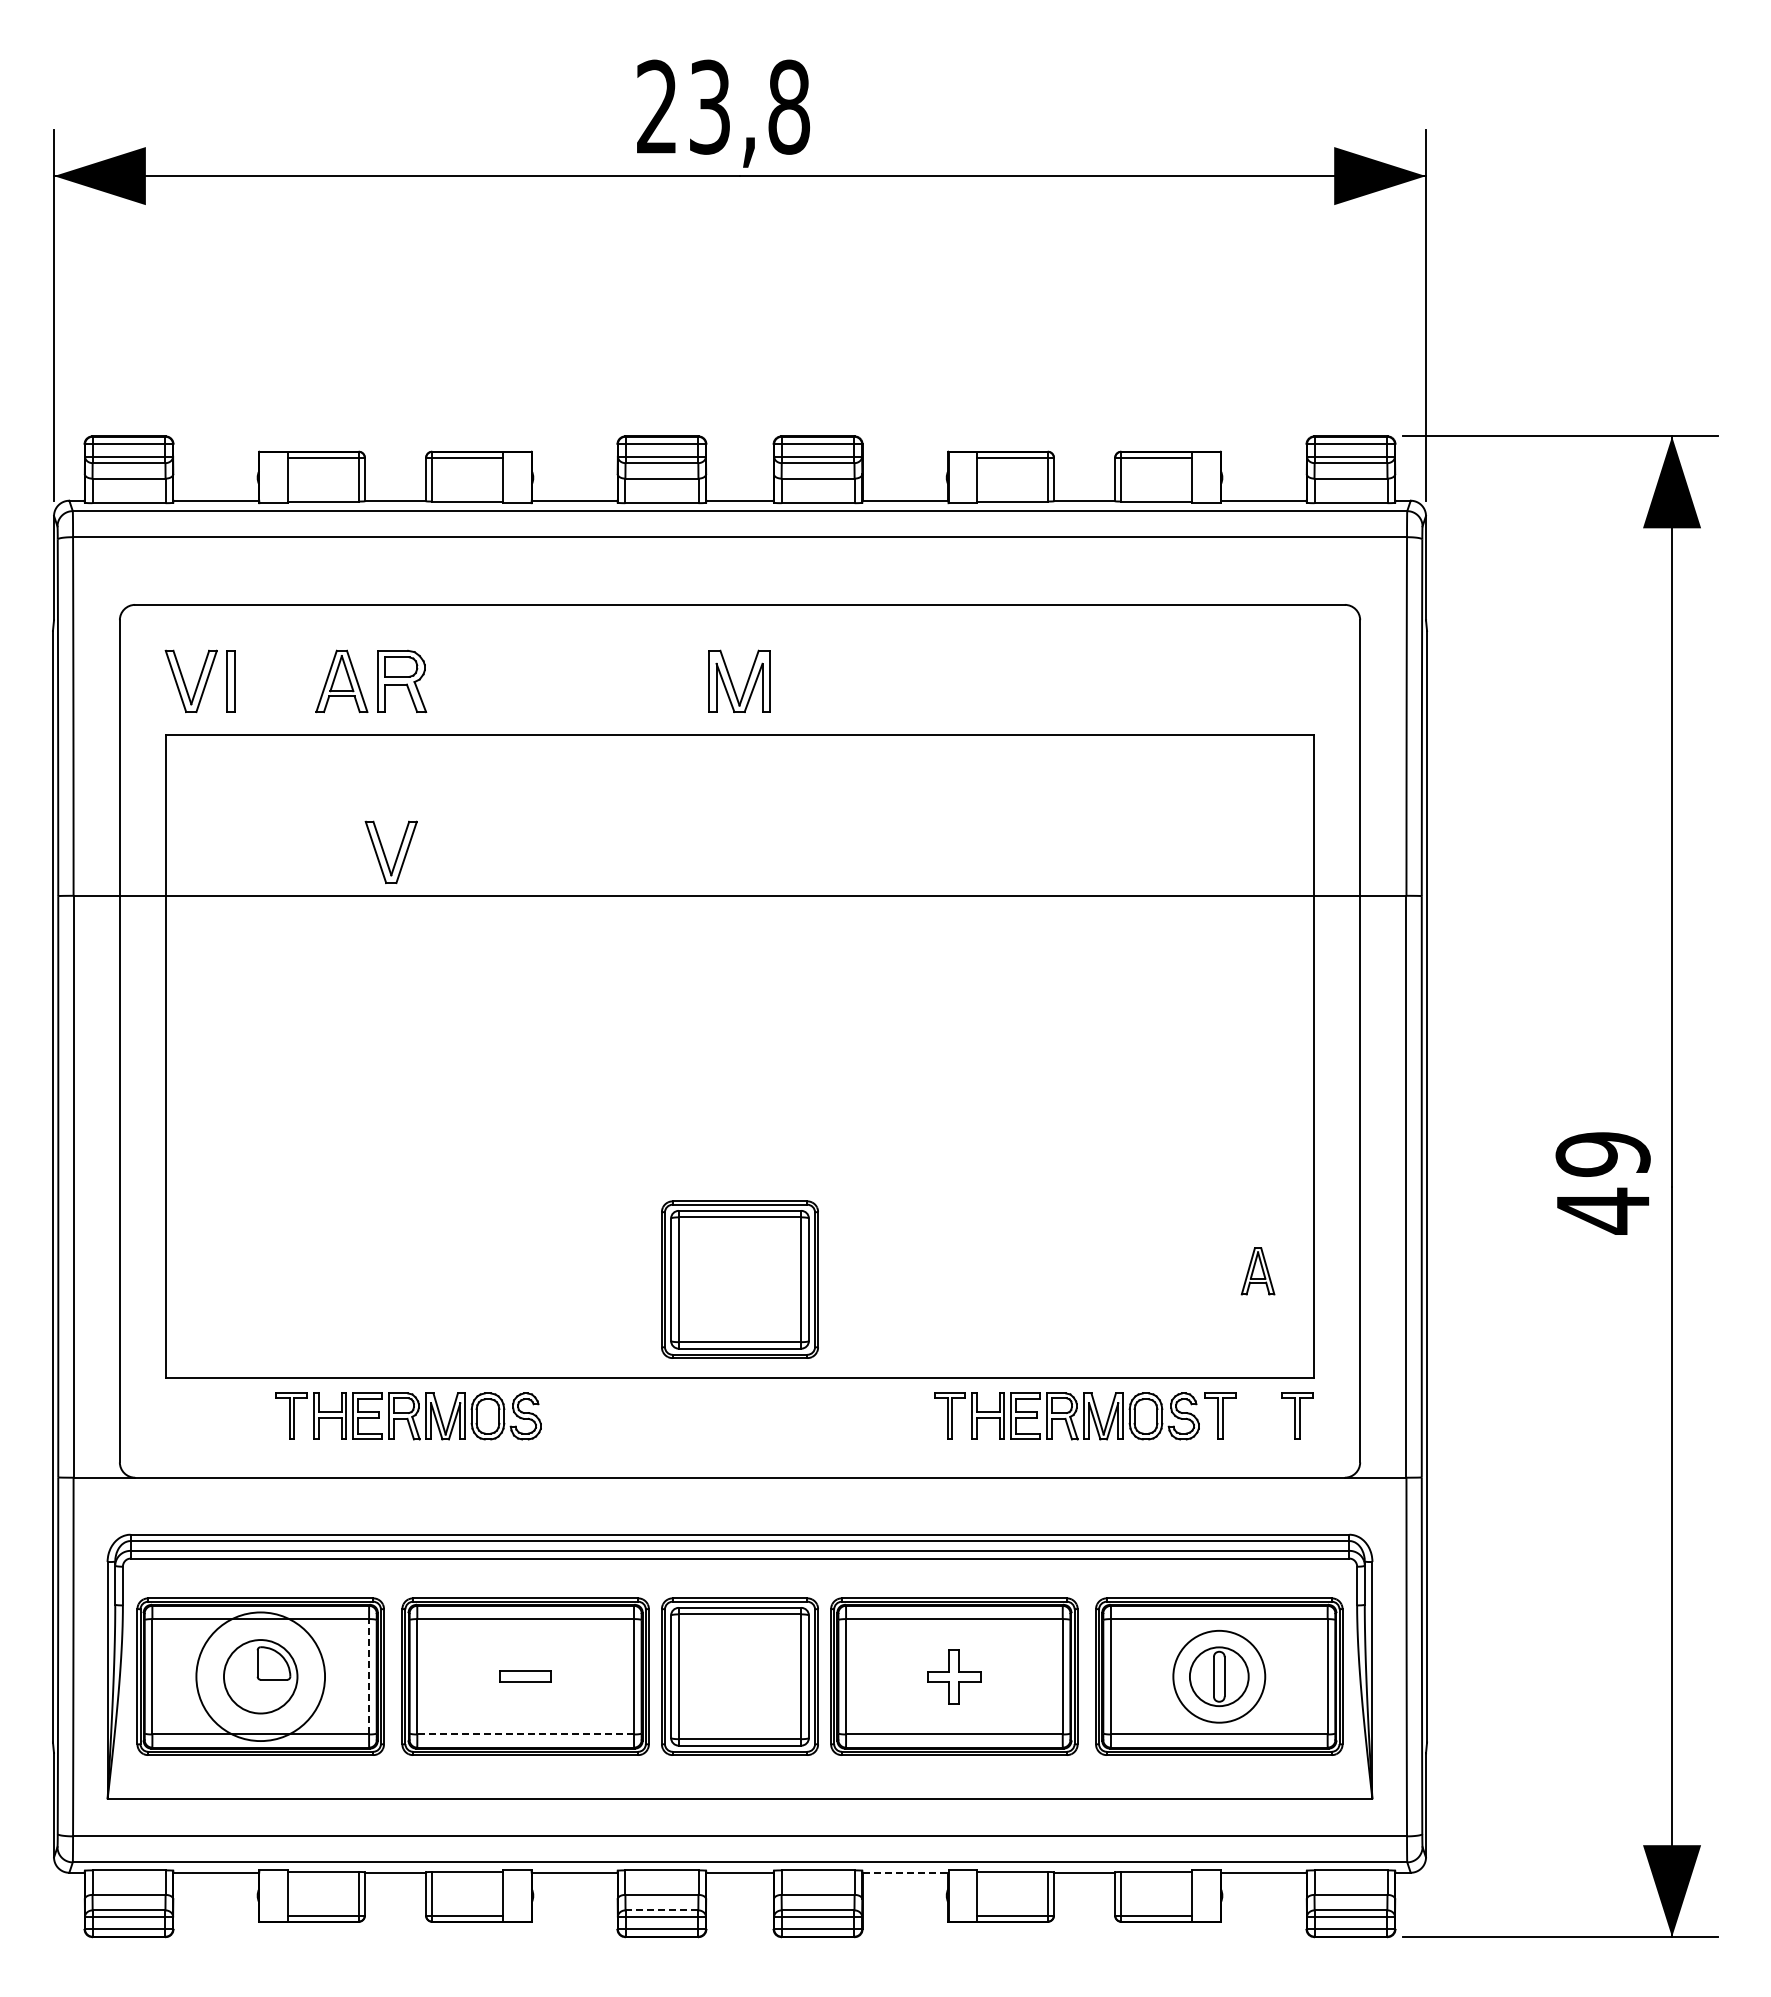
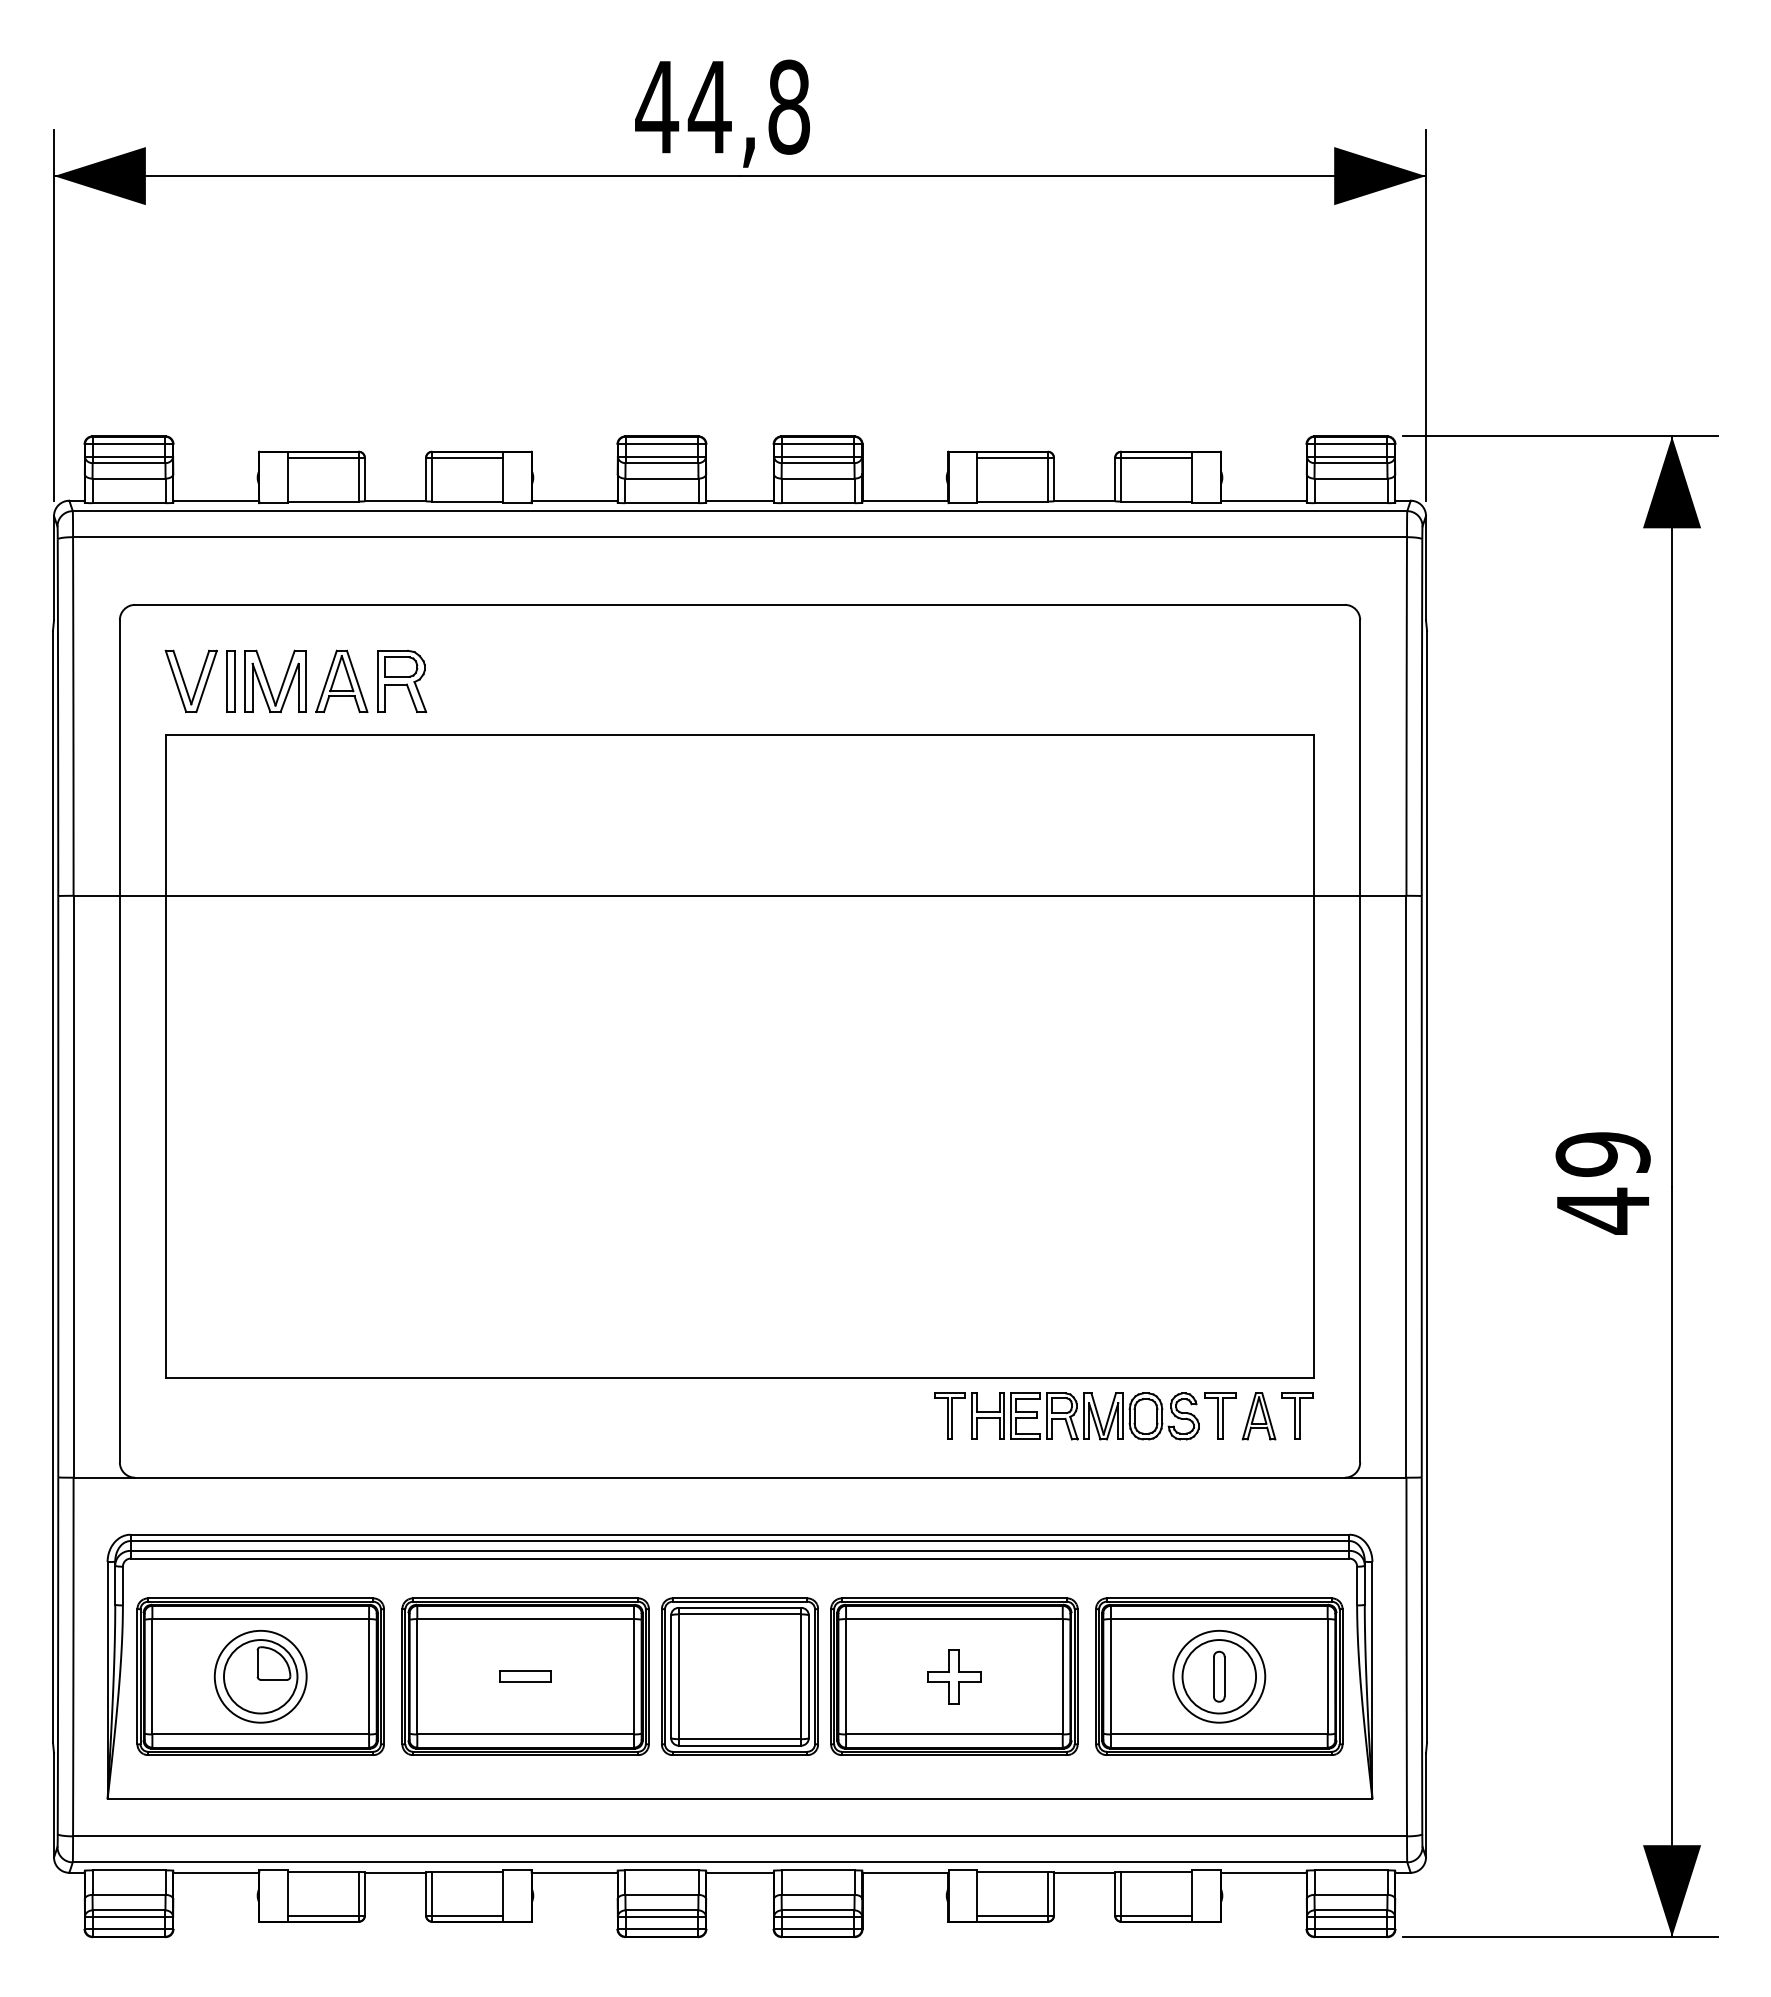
text: 23,8 -> 44,8 (683, 106)
part position: (732, 681) -> (268, 681) (268, 681)
part: present -> none (390, 851)
part position: (1257, 1271) -> (1258, 1416) (1258, 1416)
part: present -> none (739, 1279)
part: present -> none (408, 1416)
circle diameter: 129 px -> 92 px (260, 1676)
line: dashed -> solid (369, 1676)
circle diameter: 59 px -> 74 px (1219, 1676)
line: dashed -> solid (525, 1734)
line: dashed -> solid (905, 1872)
line: dashed -> solid (661, 1910)
